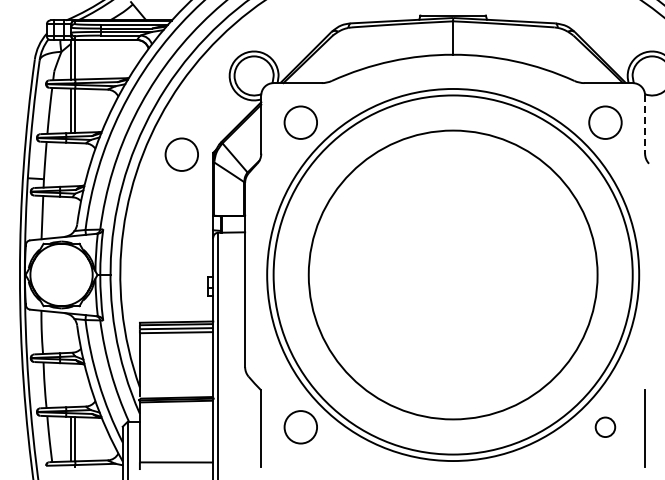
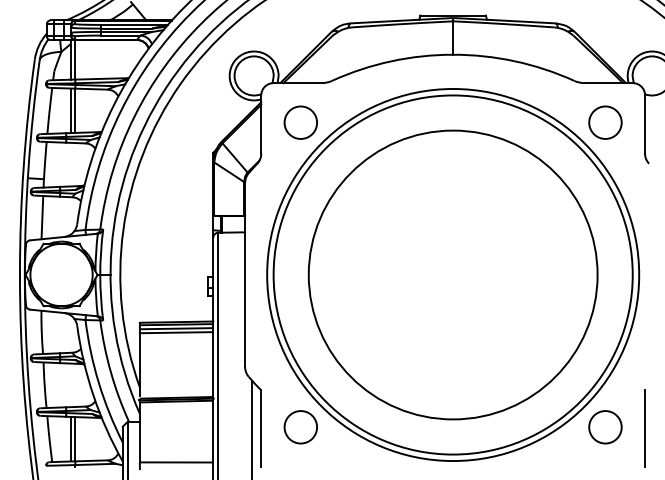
line: dashed -> solid (645, 125)
circle: present -> none (181, 154)
circle diameter: 20 px -> 33 px (605, 427)
line: none -> present (252, 428)
